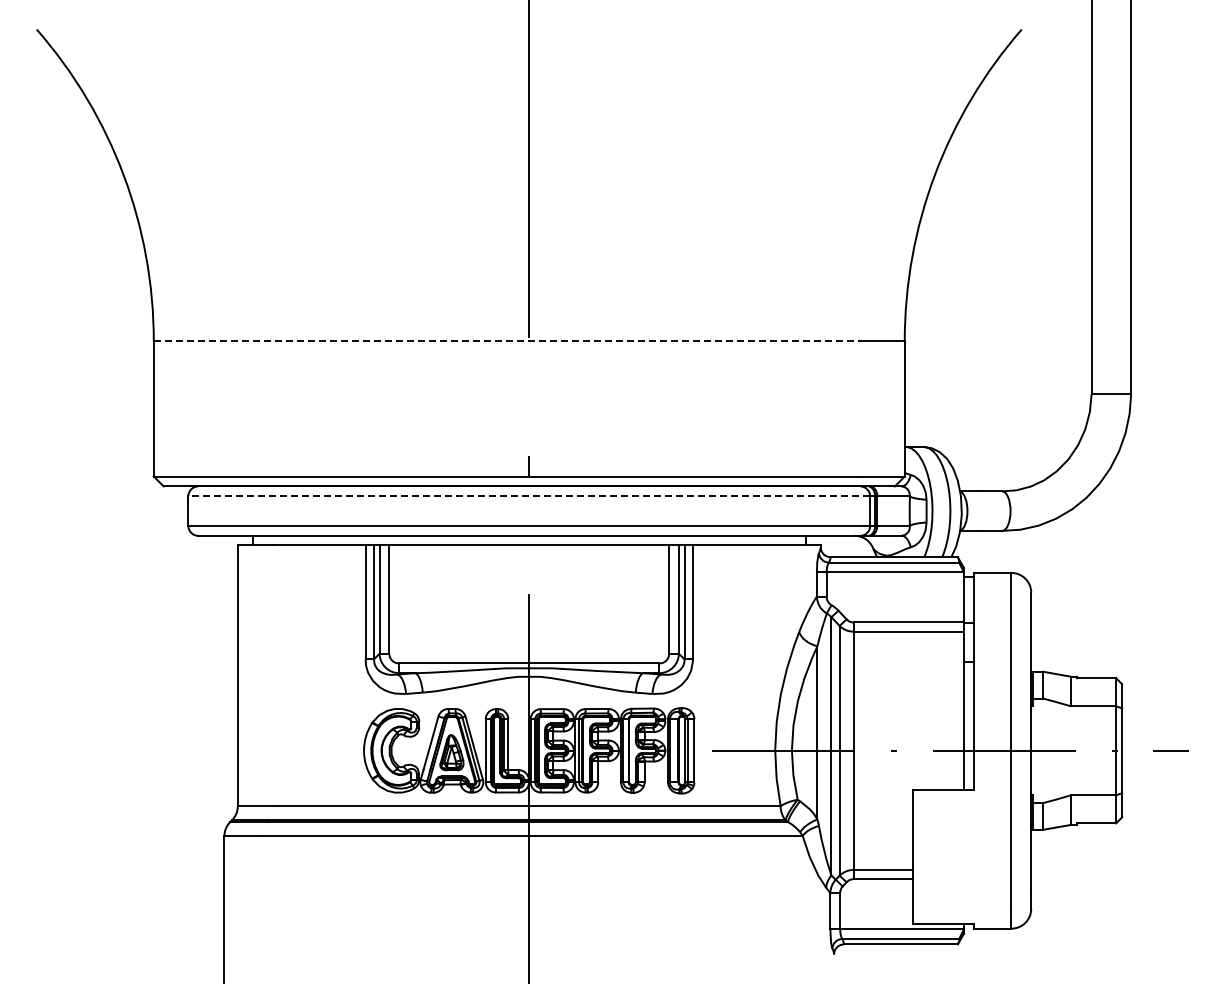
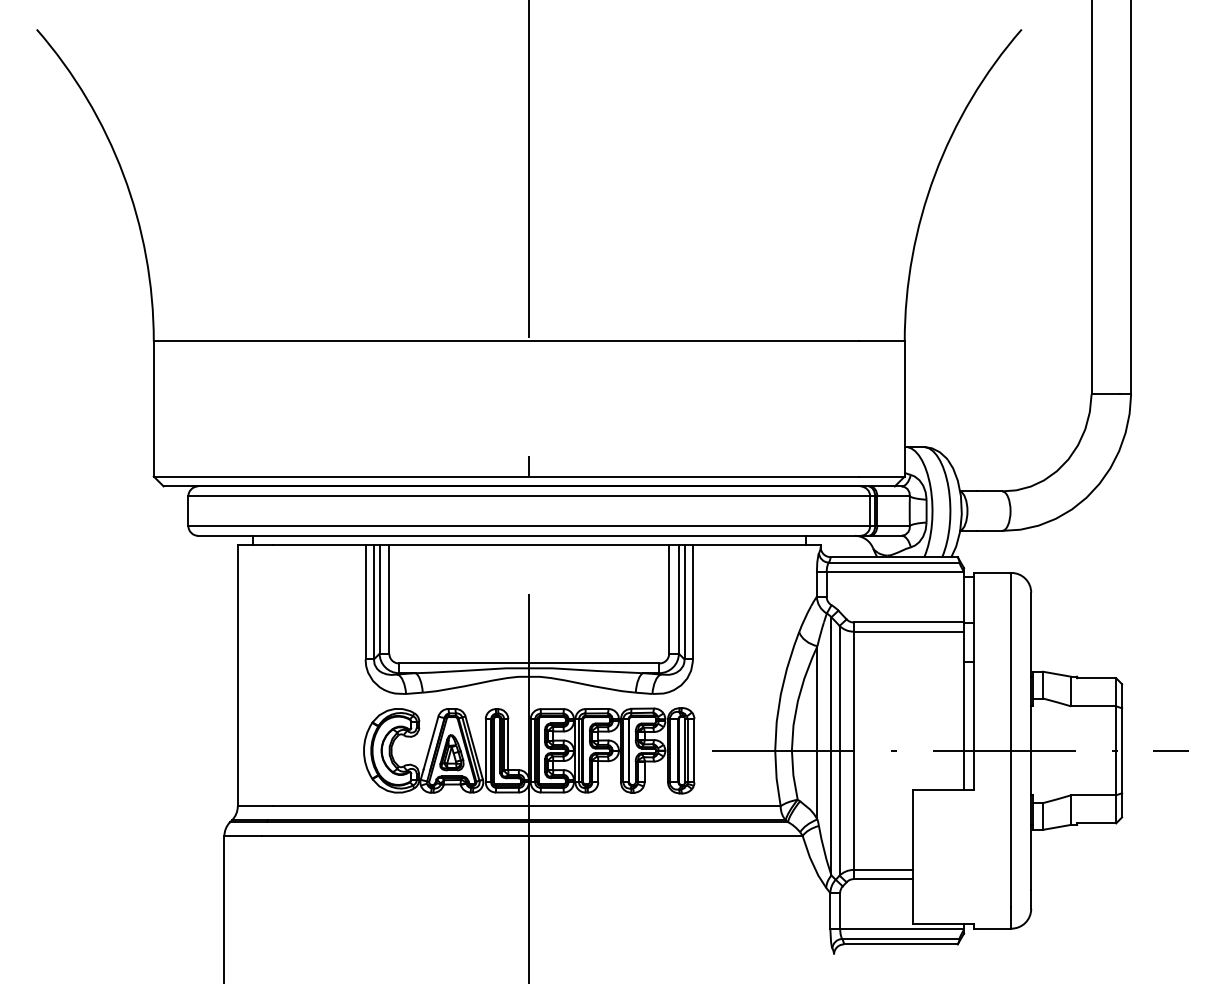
line: dashed -> solid (506, 341)
line: dashed -> solid (529, 496)
